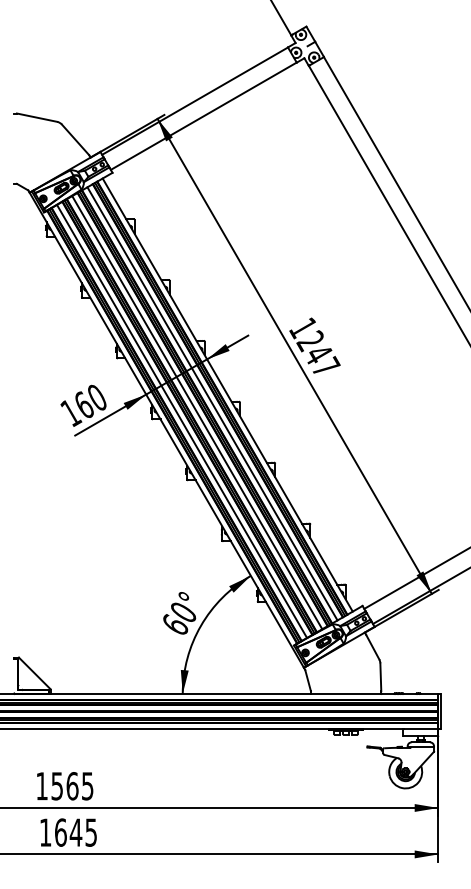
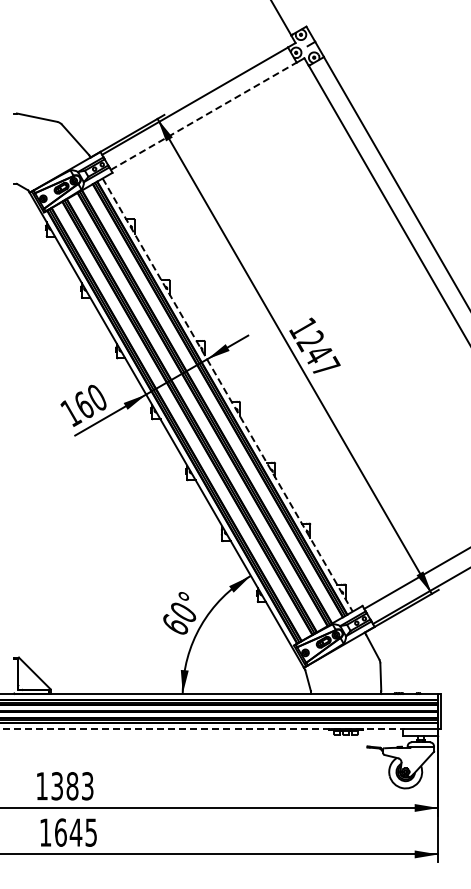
line: solid -> dashed (204, 116)
line: solid -> dashed (227, 395)
line: present -> none (212, 403)
line: present -> none (197, 412)
line: present -> none (182, 421)
line: solid -> dashed (202, 729)
text: 1565 -> 1383 (72, 786)
